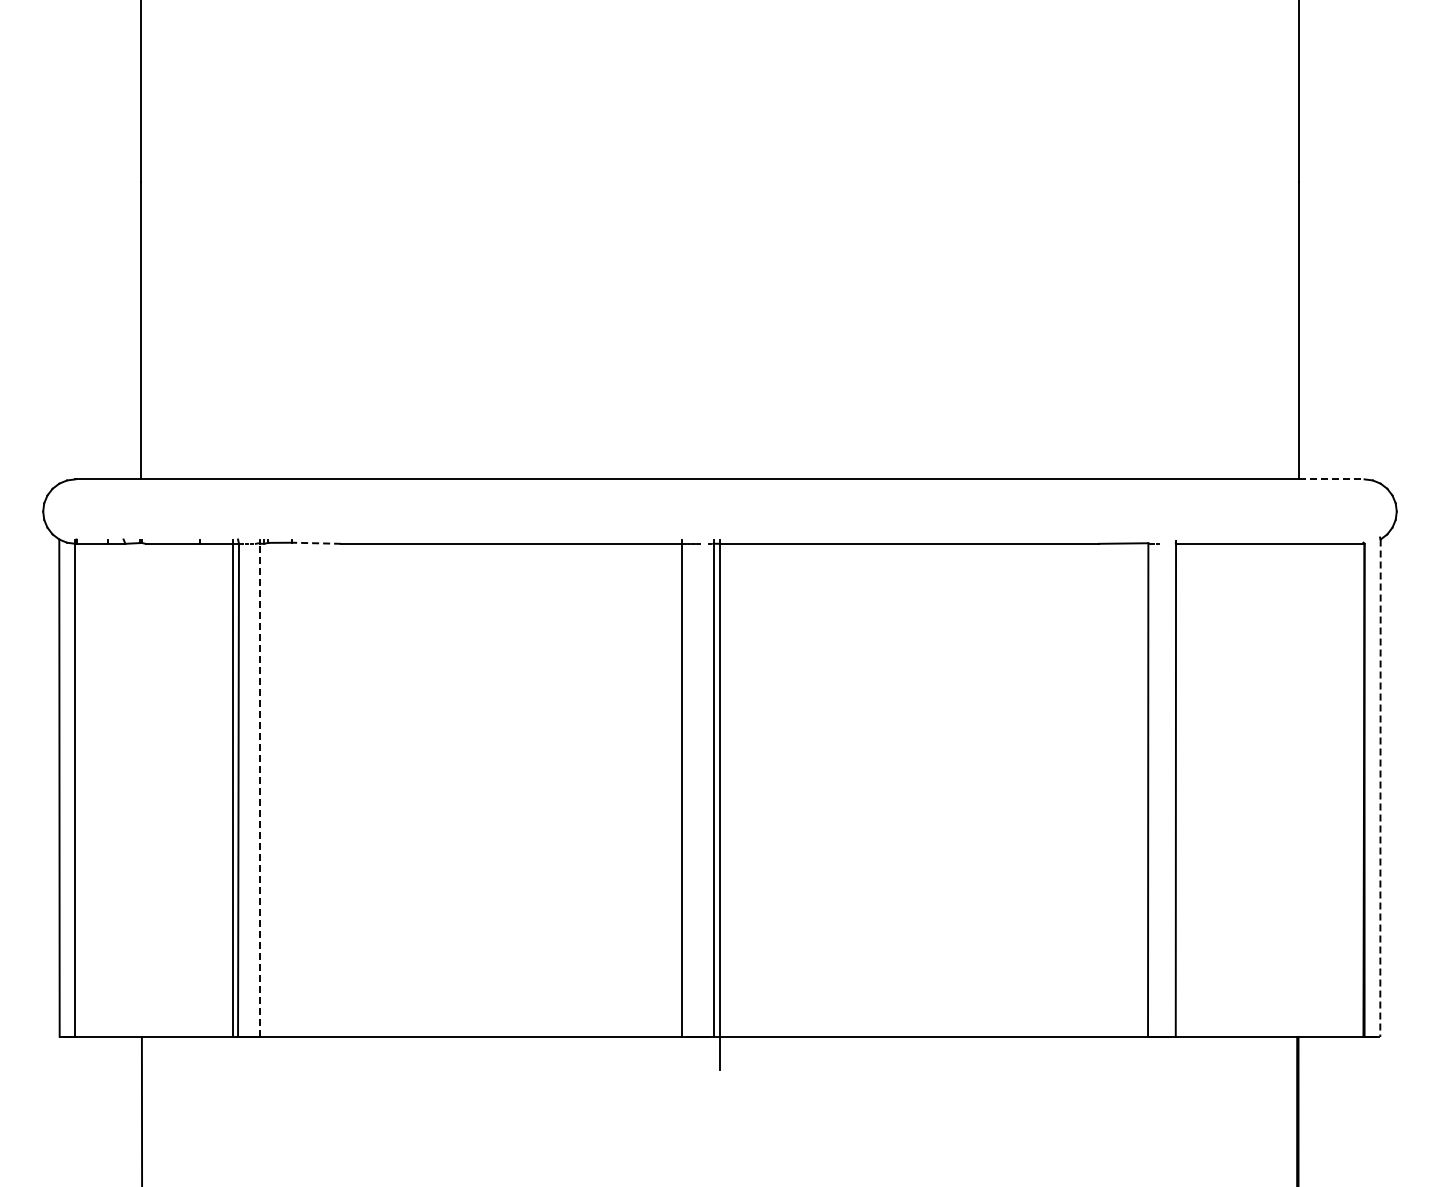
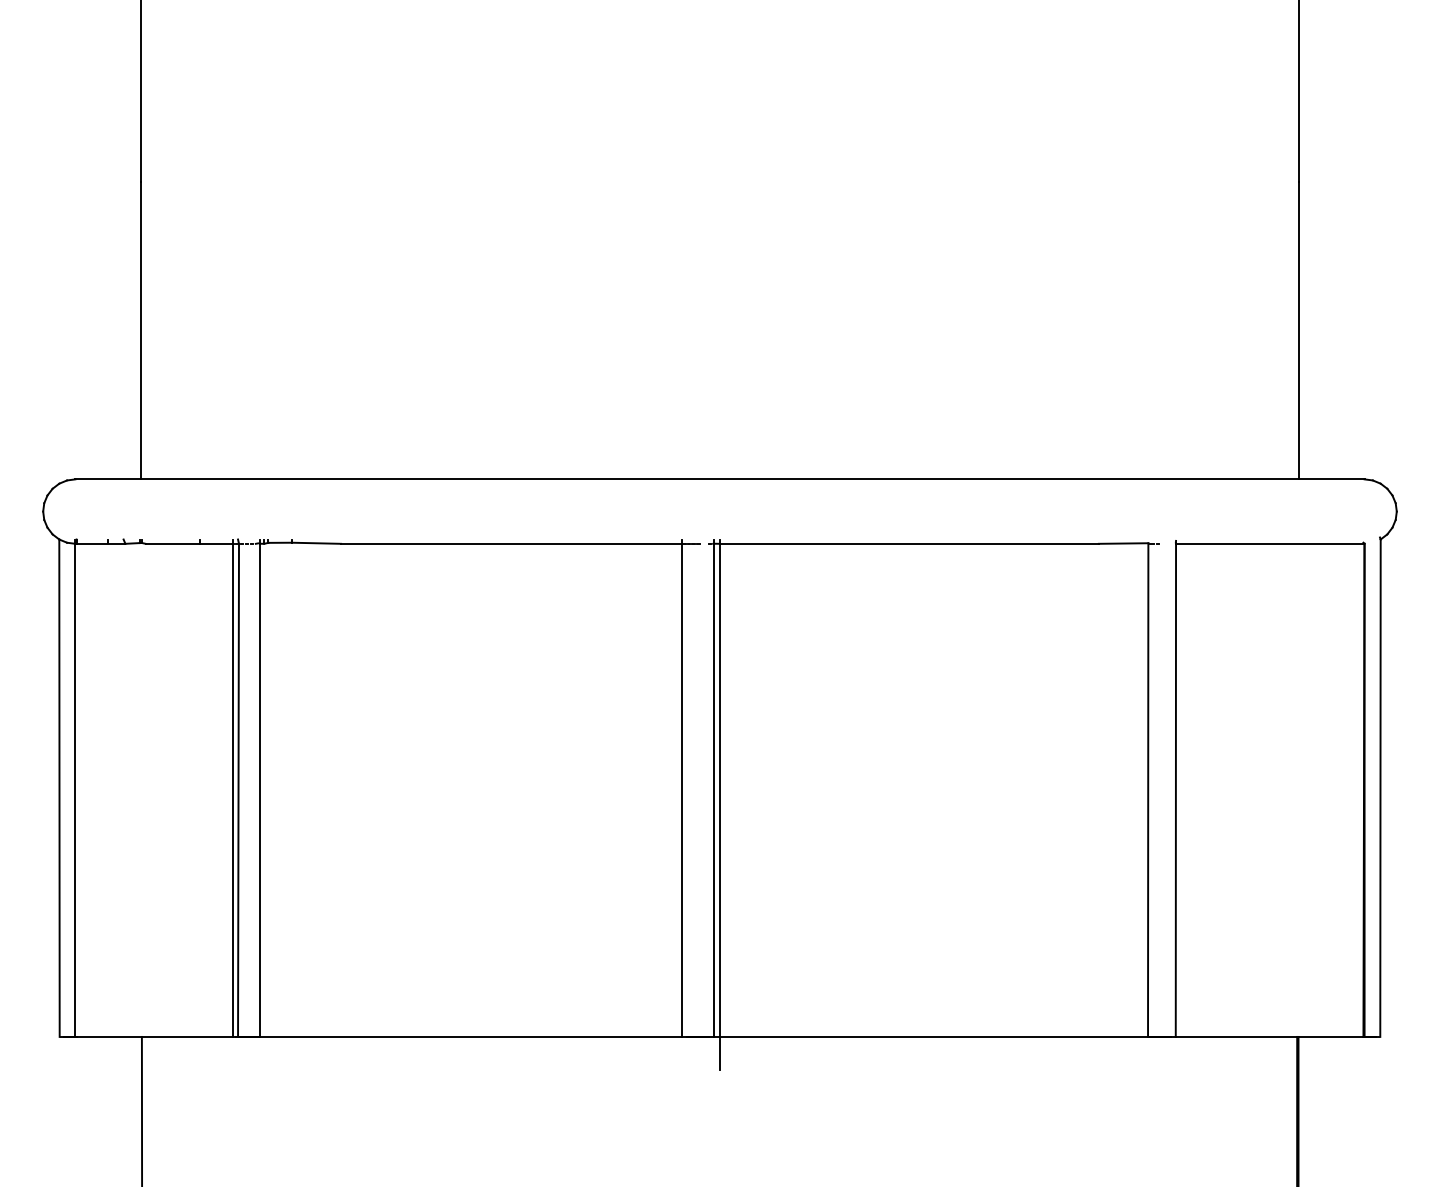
line: dashed -> solid (1331, 479)
line: dashed -> solid (316, 543)
line: dashed -> solid (1380, 788)
line: dashed -> solid (260, 790)
